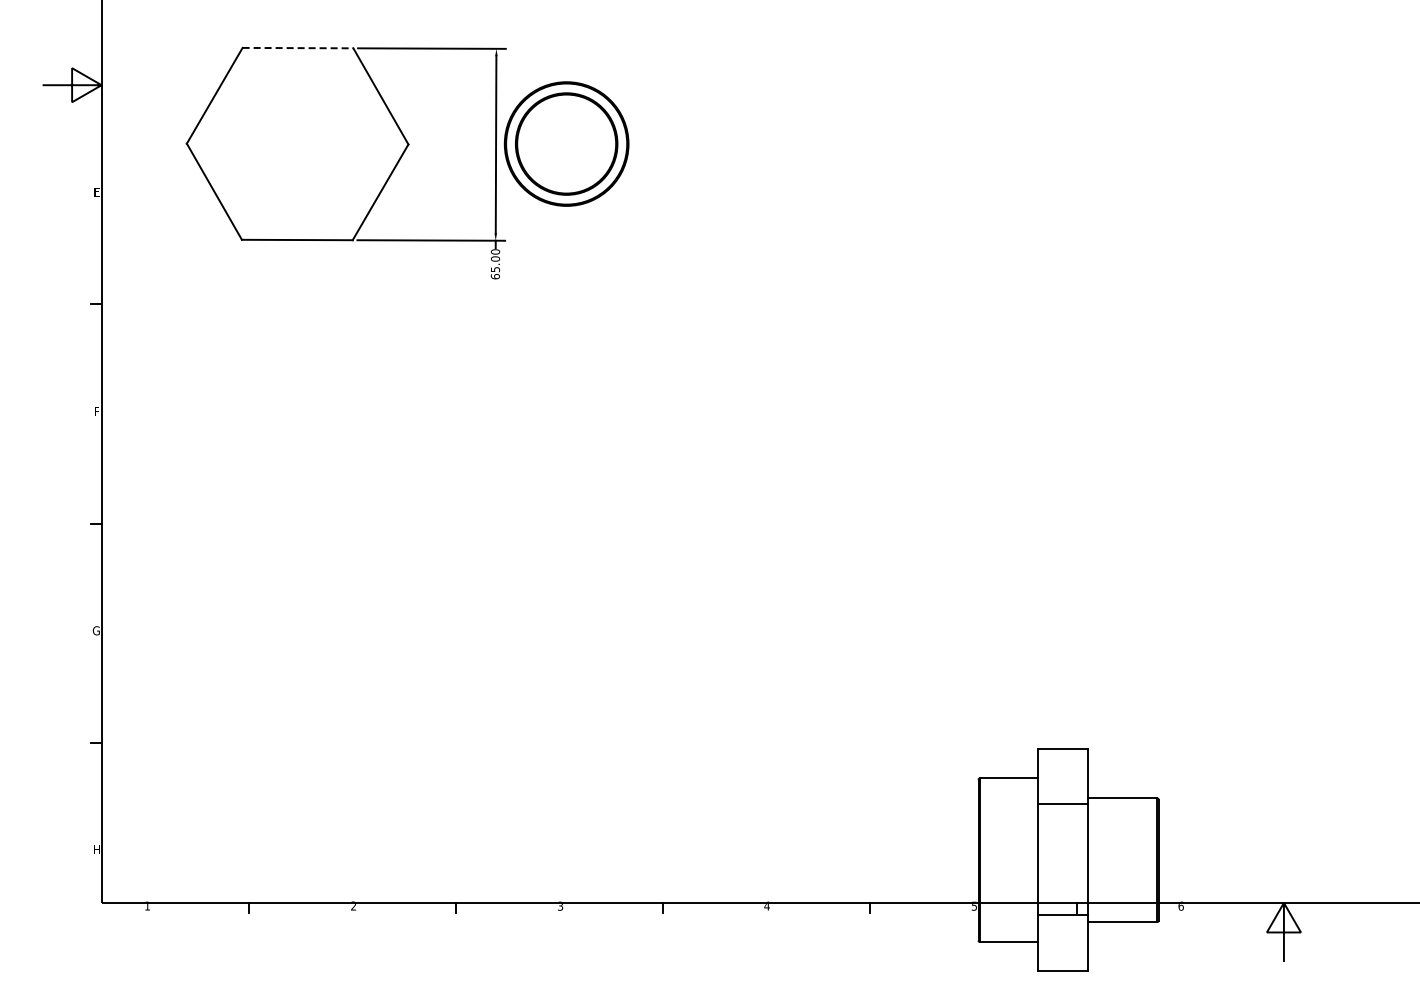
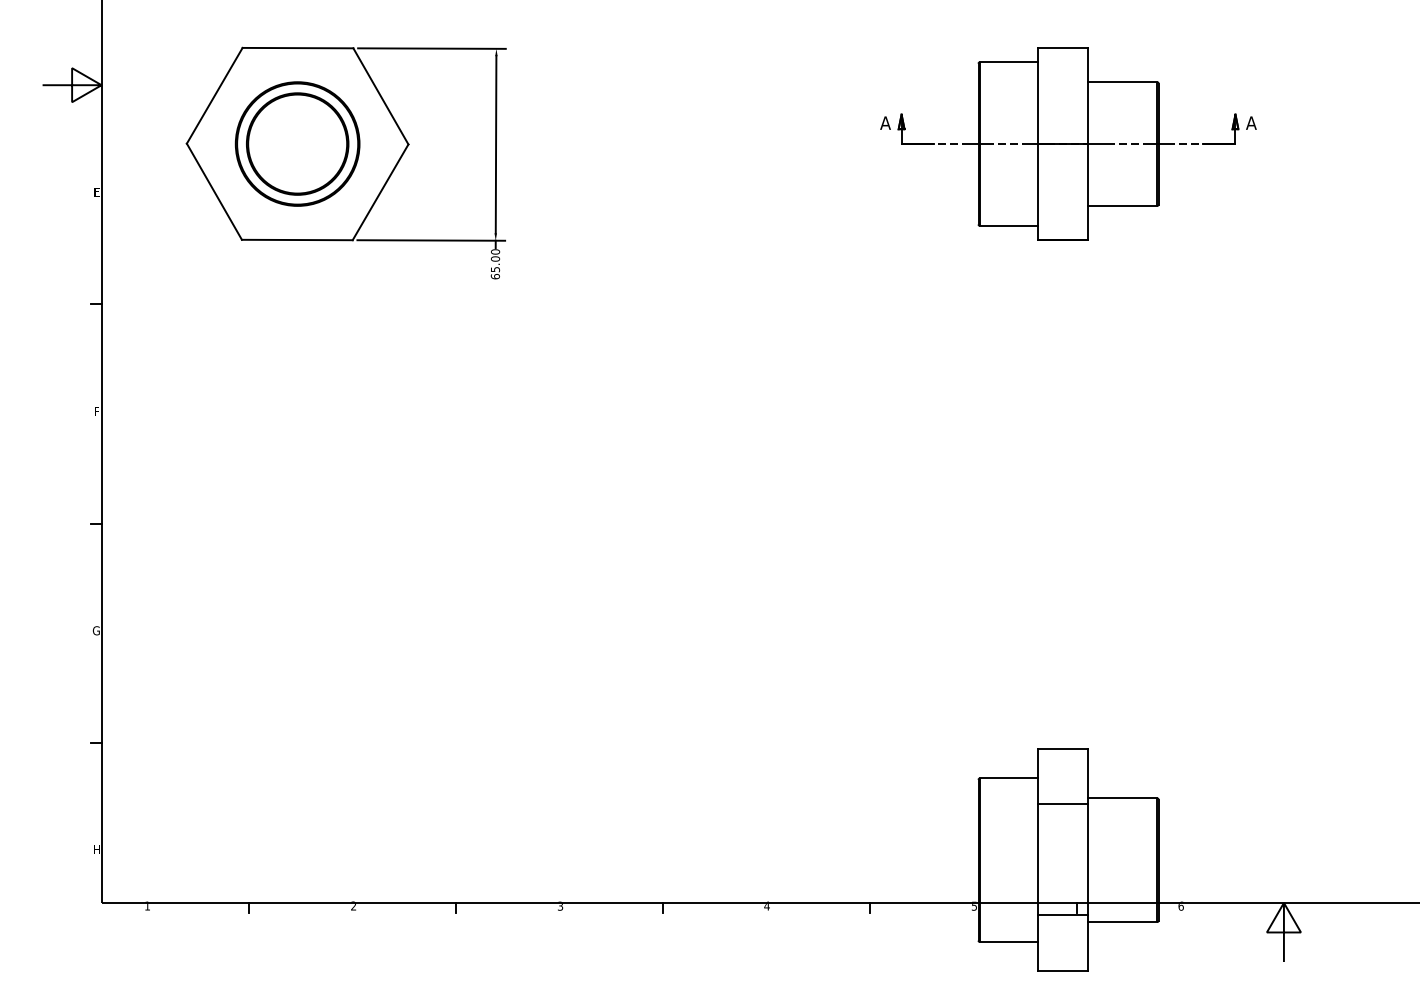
line: dashed -> solid (298, 48)
part position: (566, 143) -> (297, 143) (297, 143)
part: none -> present (1068, 143)
